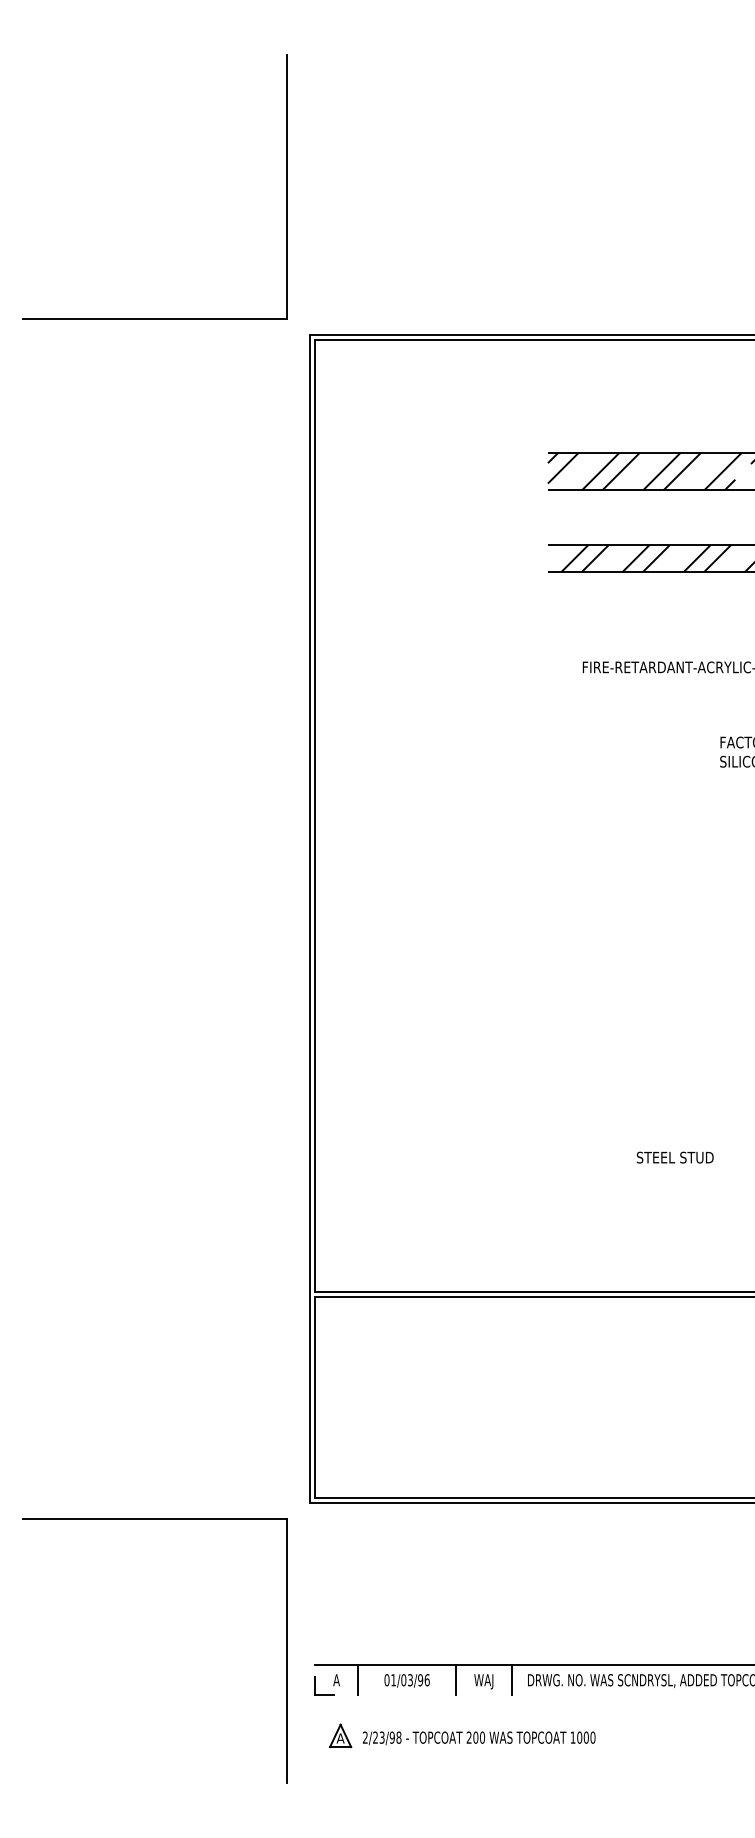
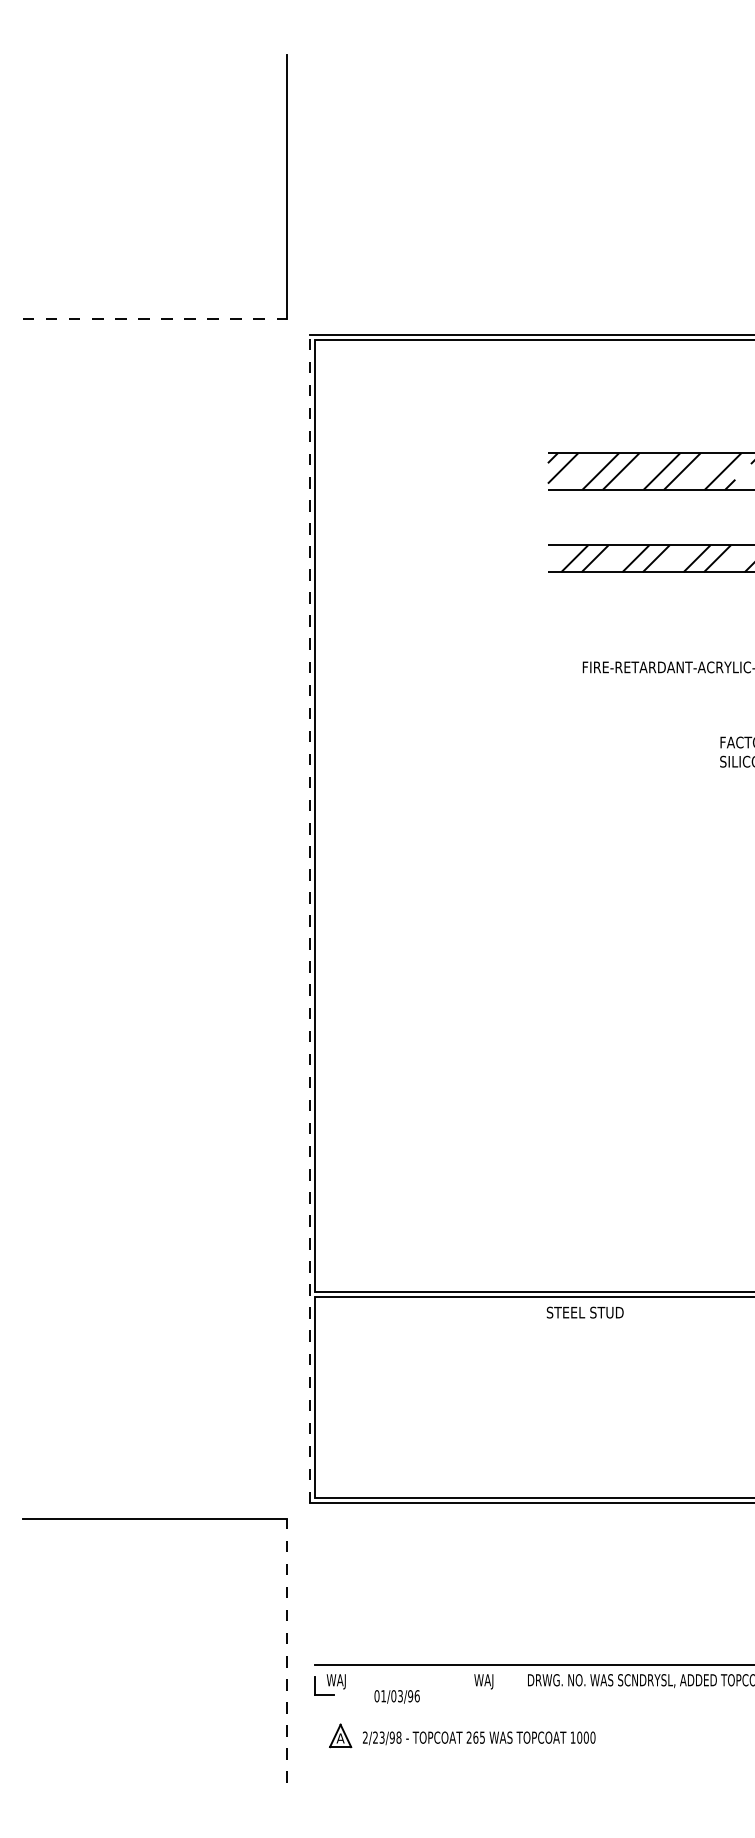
line: solid -> dashed (155, 319)
line: solid -> dashed (309, 918)
text position: (674, 1157) -> (584, 1312) (584, 1312)
line: solid -> dashed (287, 1650)
line: present -> none (357, 1680)
text position: (406, 1680) -> (396, 1696) (396, 1696)
line: present -> none (456, 1680)
line: present -> none (511, 1680)
text: A -> WAJ (335, 1681)
text: 200 -> 265 (479, 1737)
